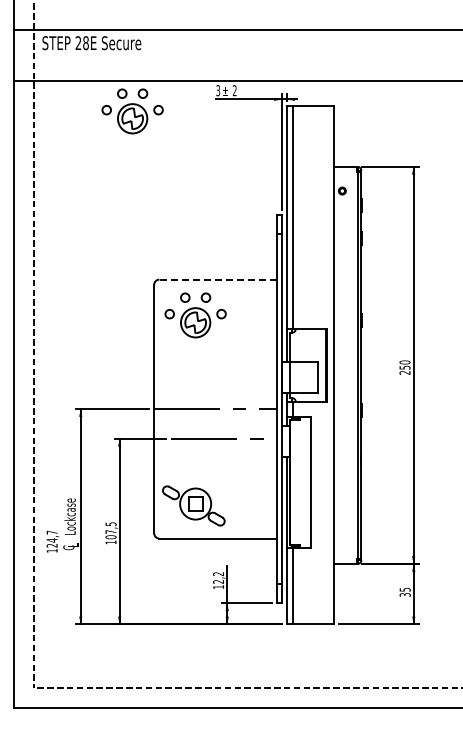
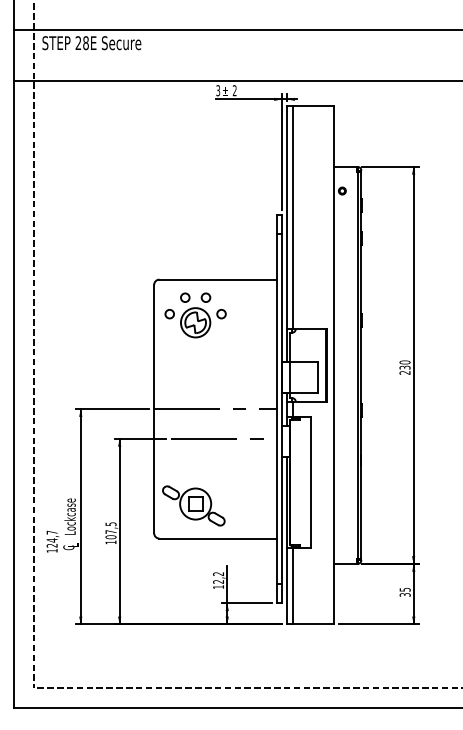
part: present -> none (132, 111)
line: dashed -> solid (218, 279)
text: 250 -> 230 (404, 367)
